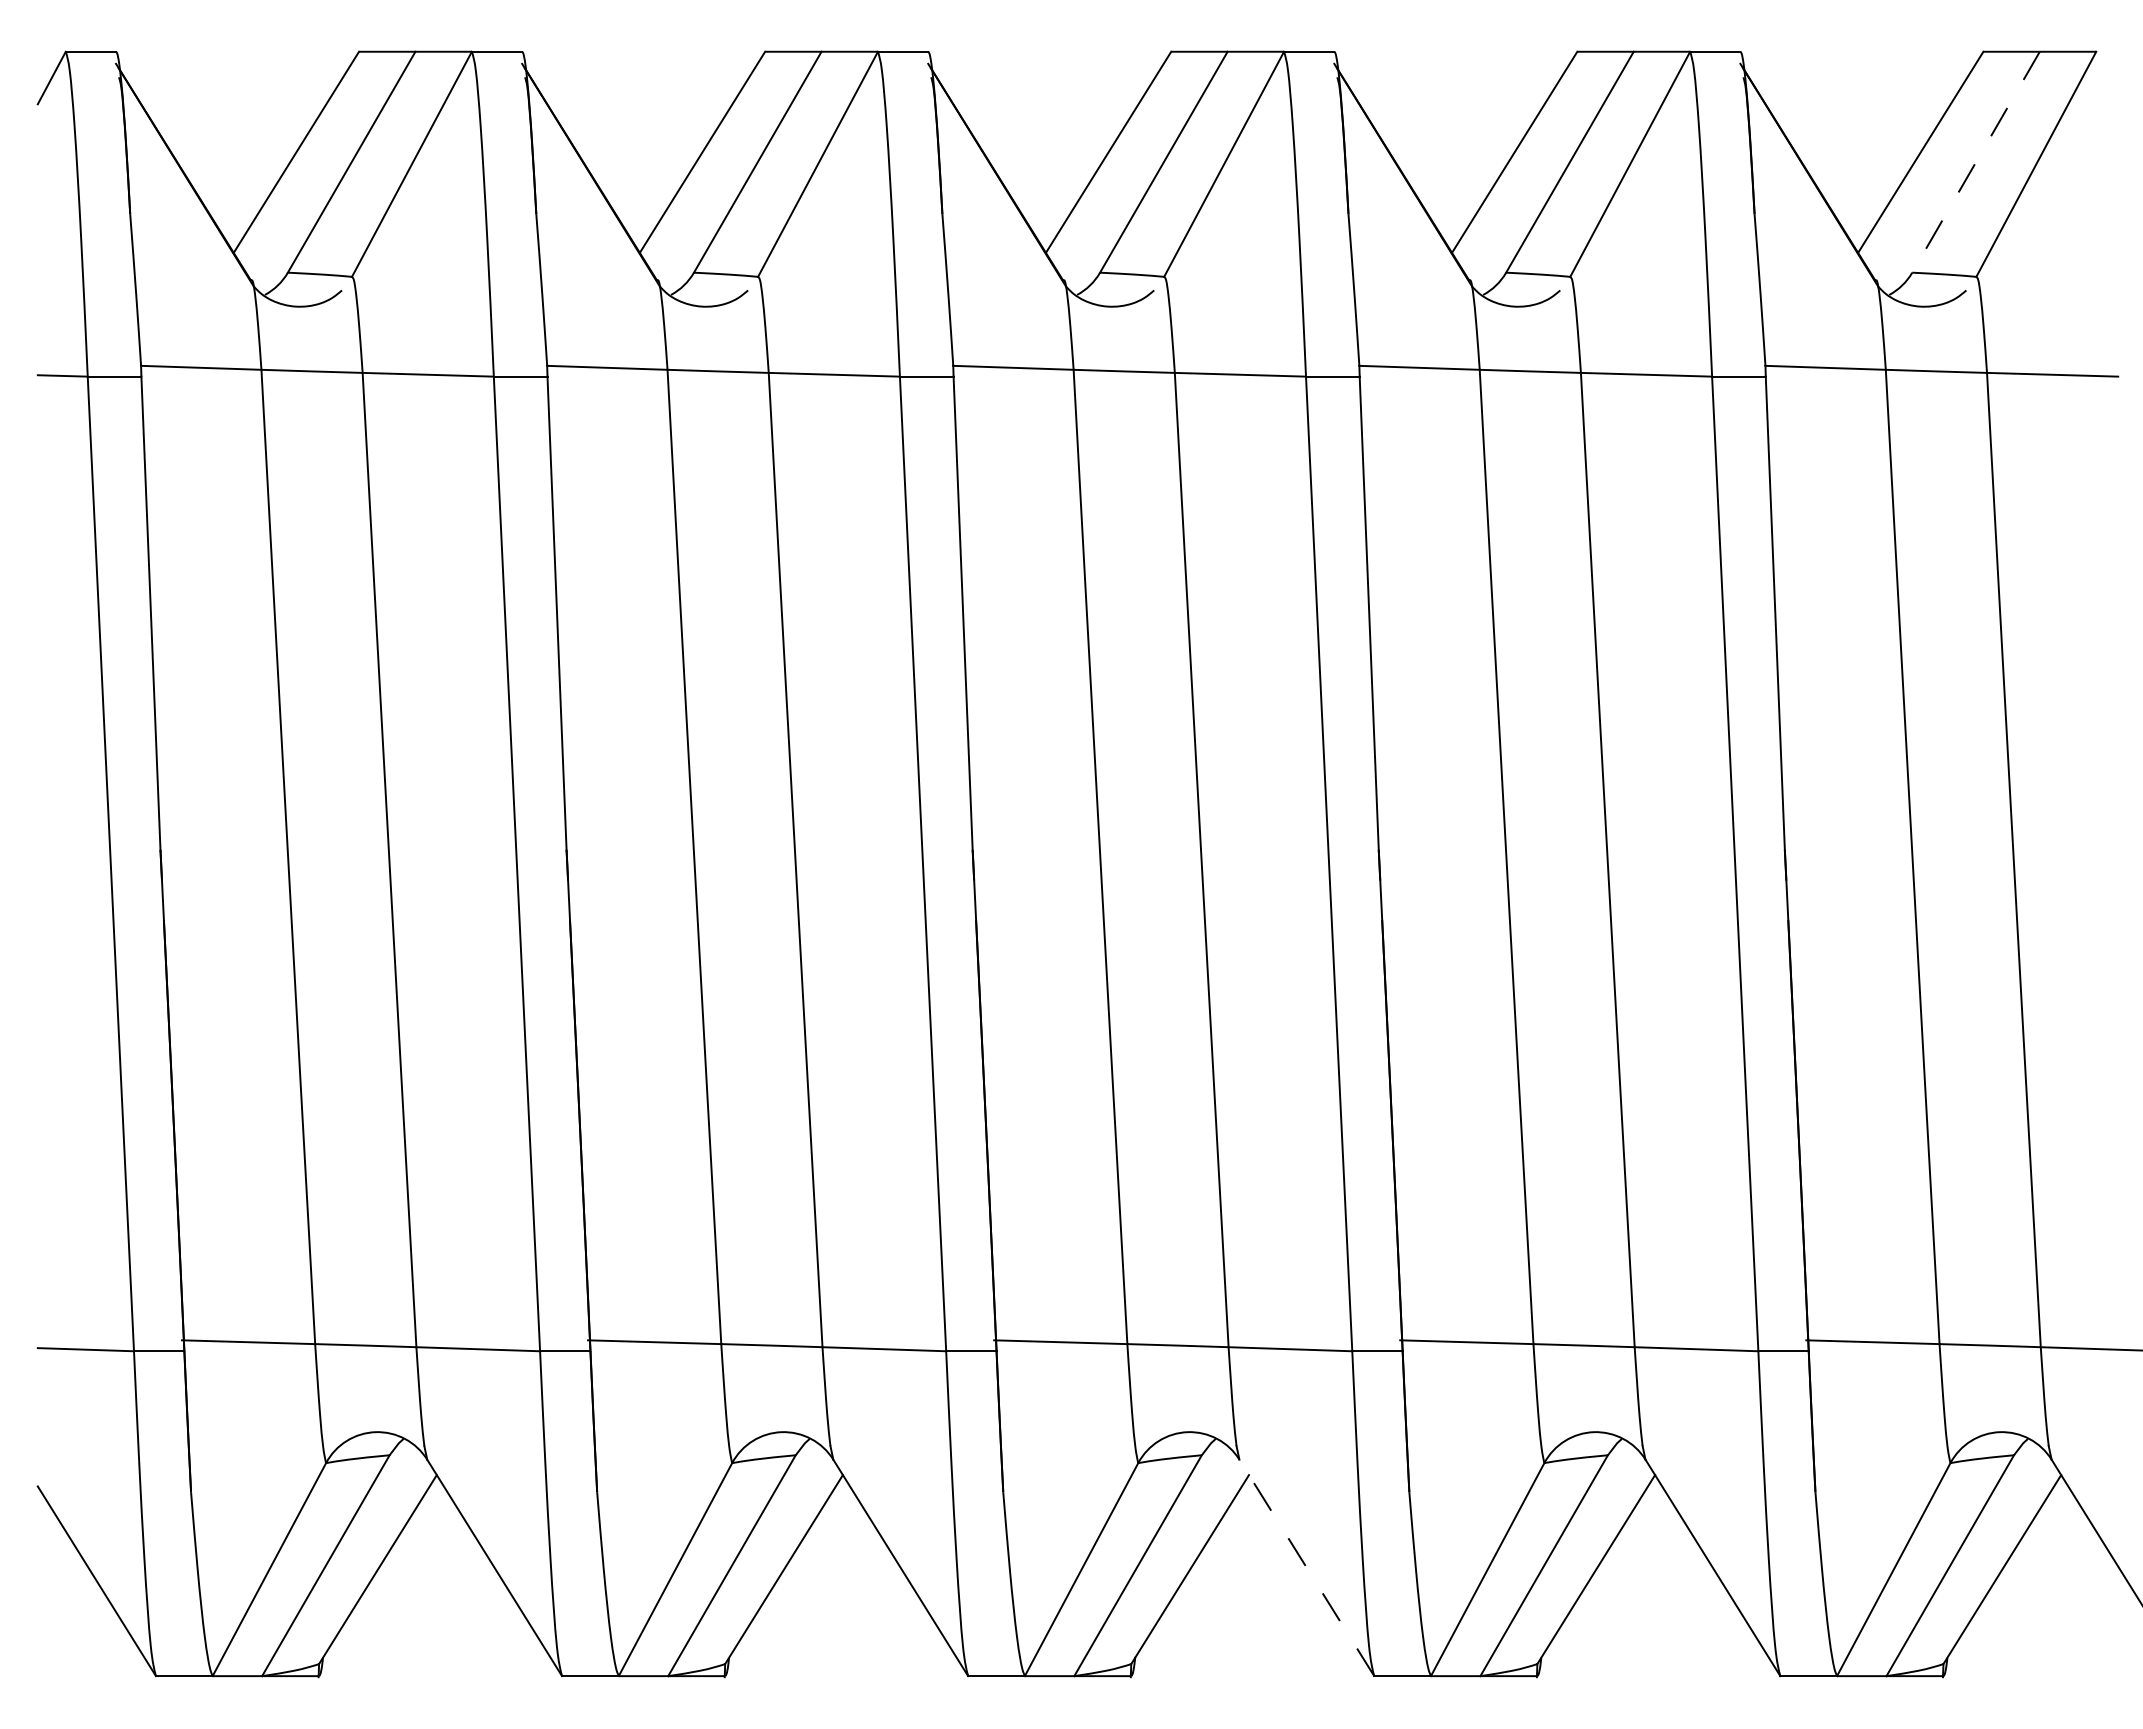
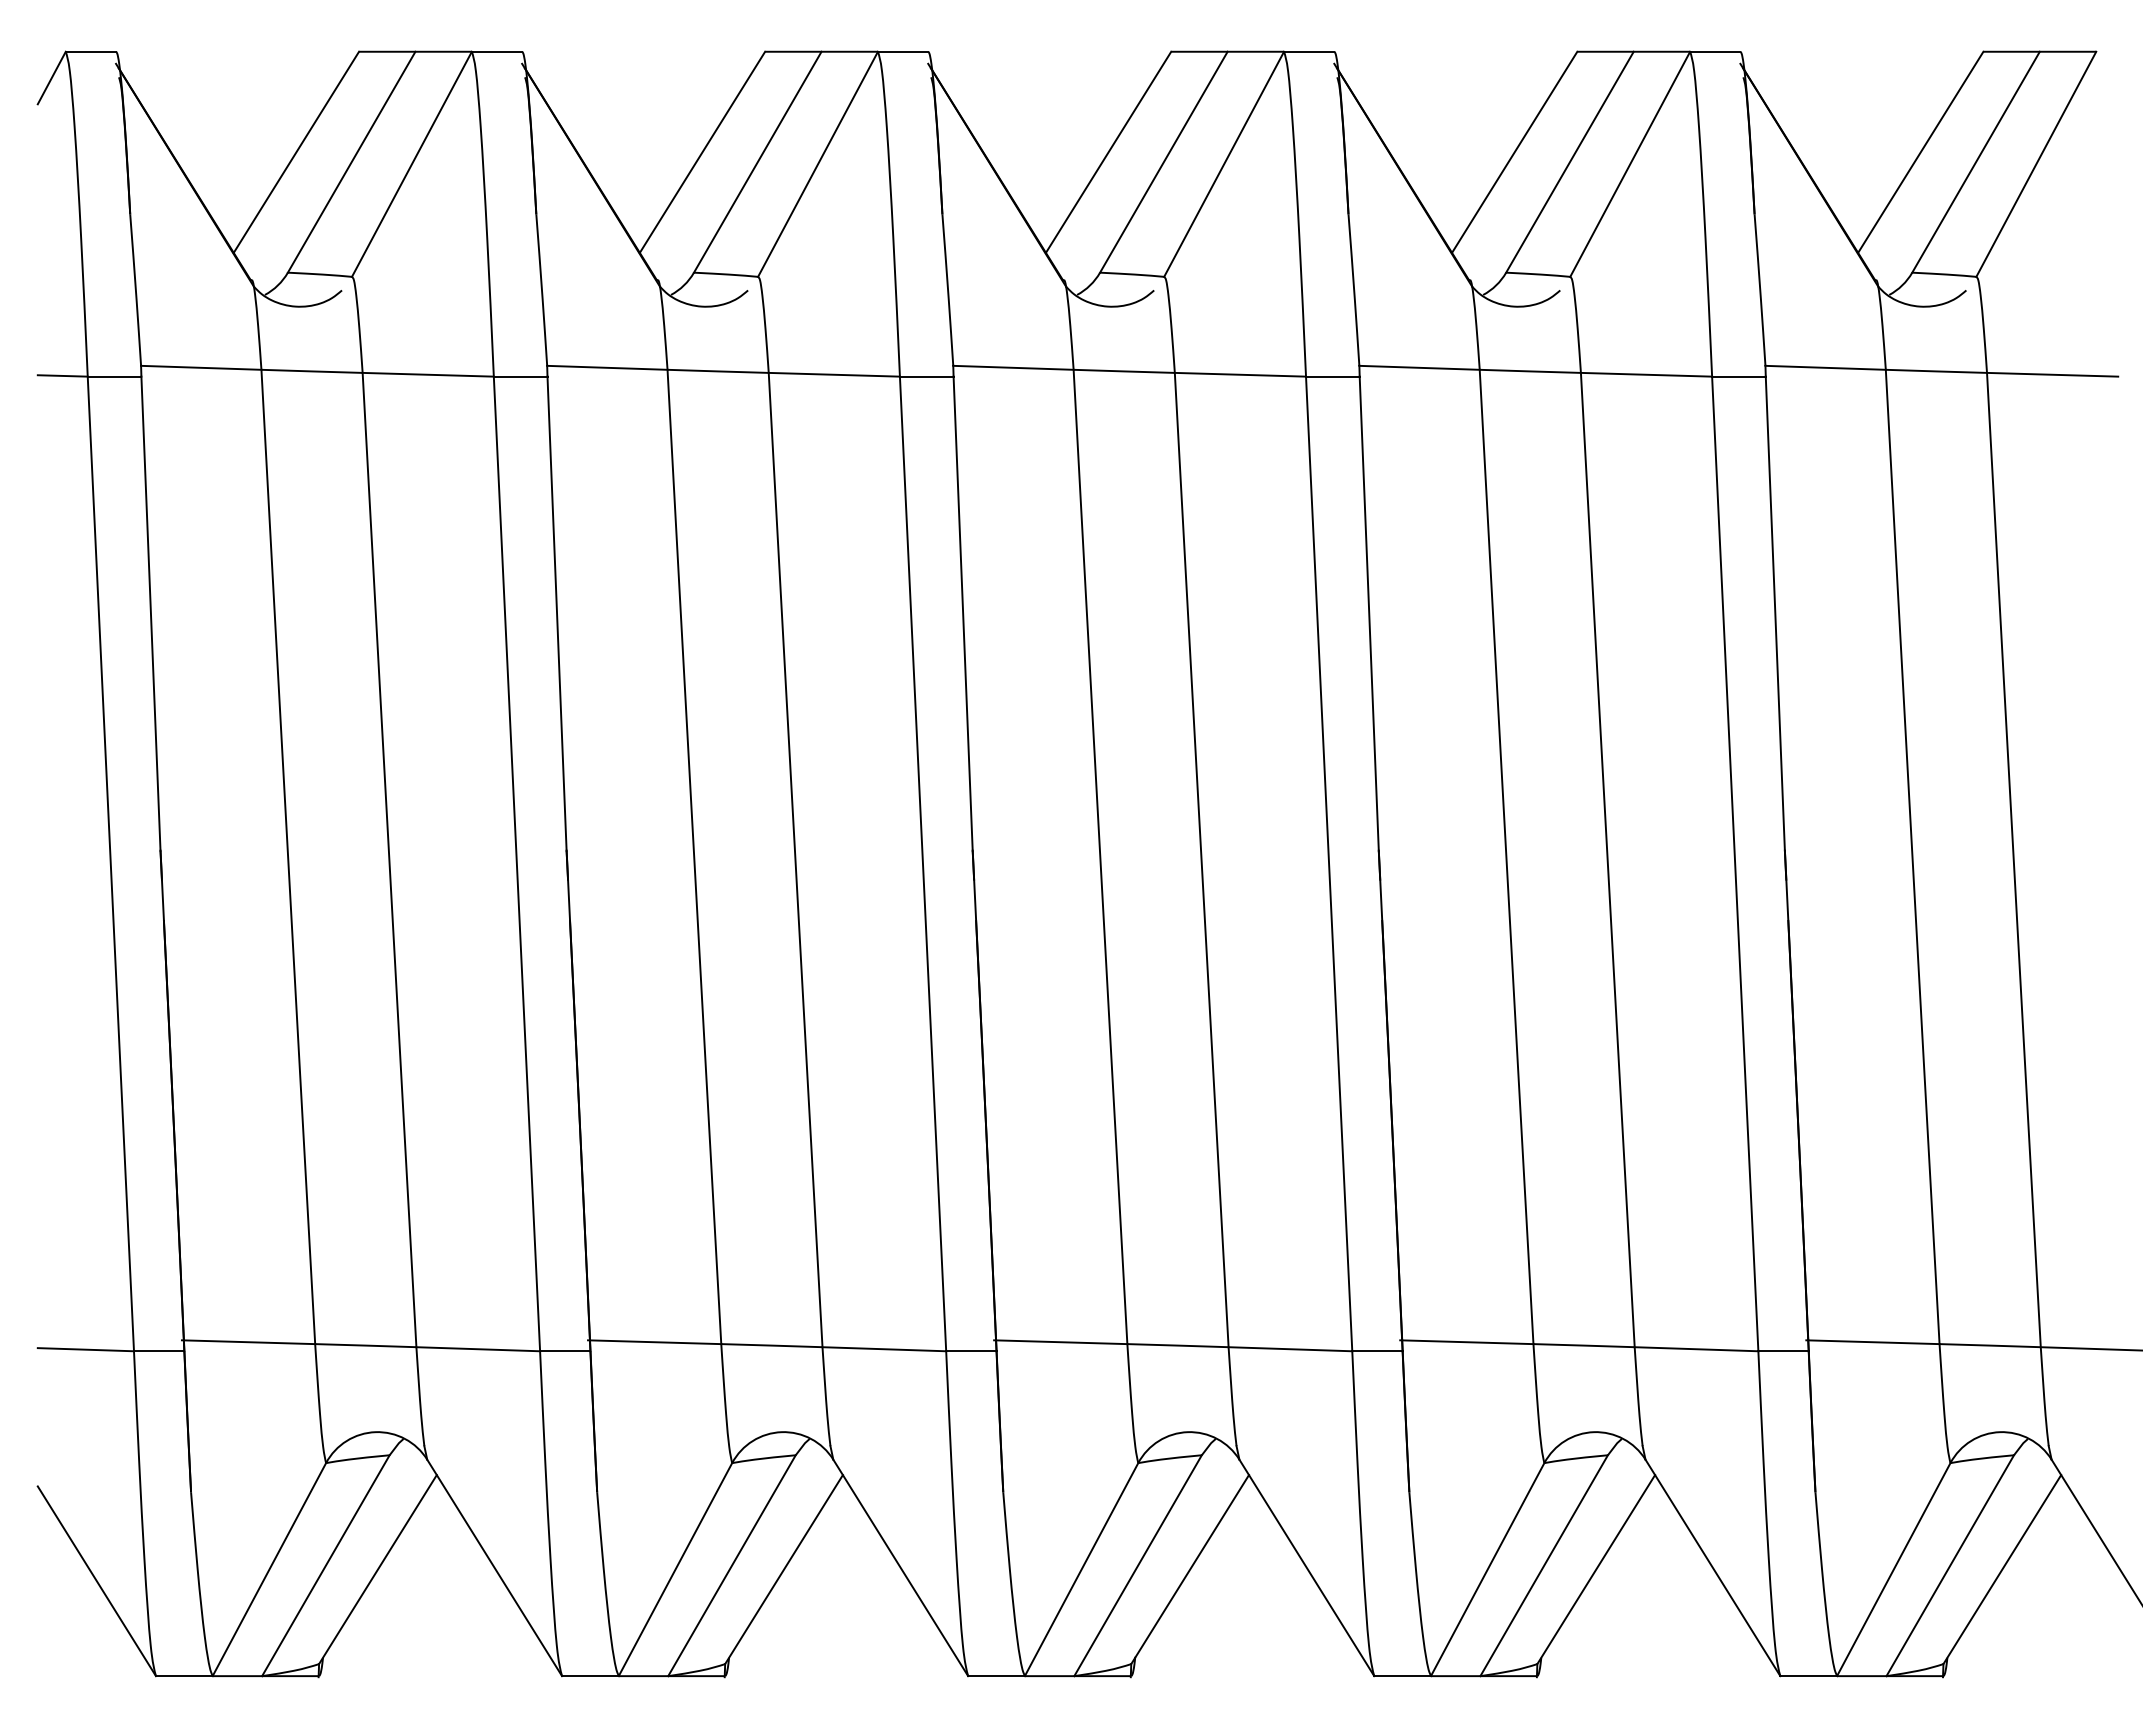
line: dashed -> solid (1976, 162)
line: dashed -> solid (1306, 1567)
